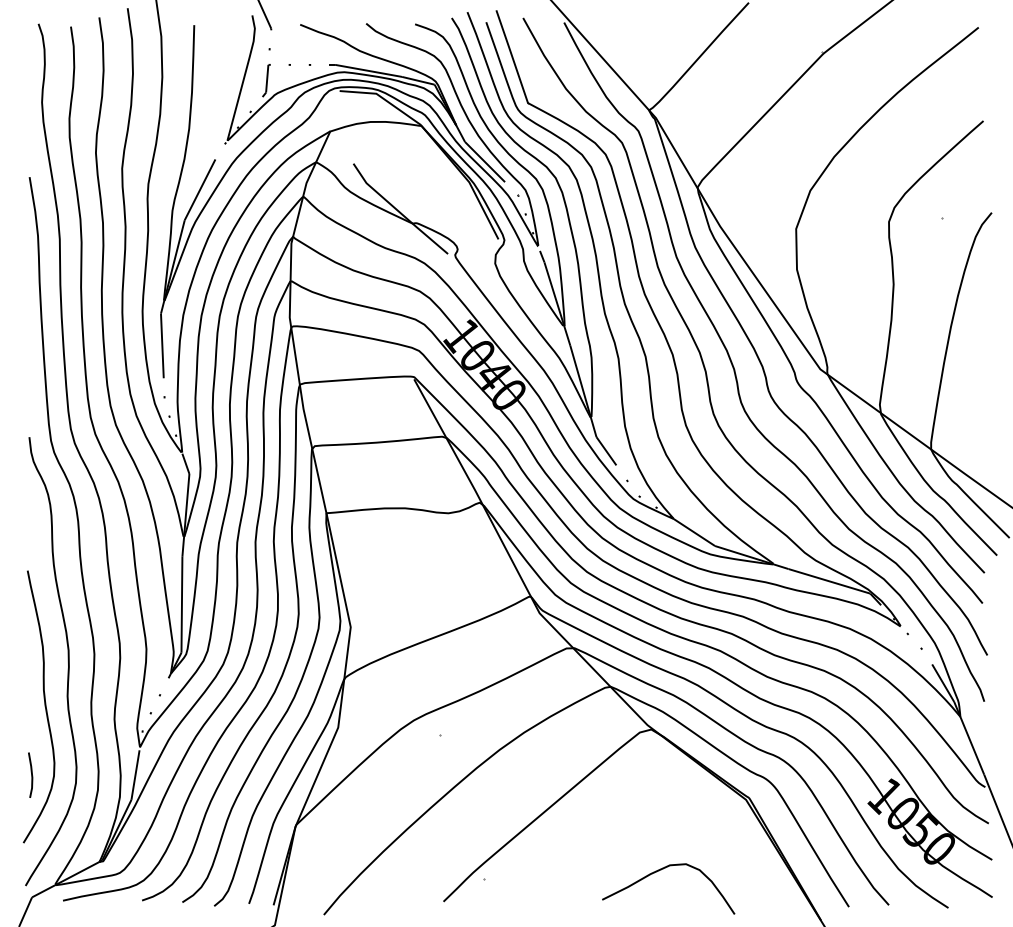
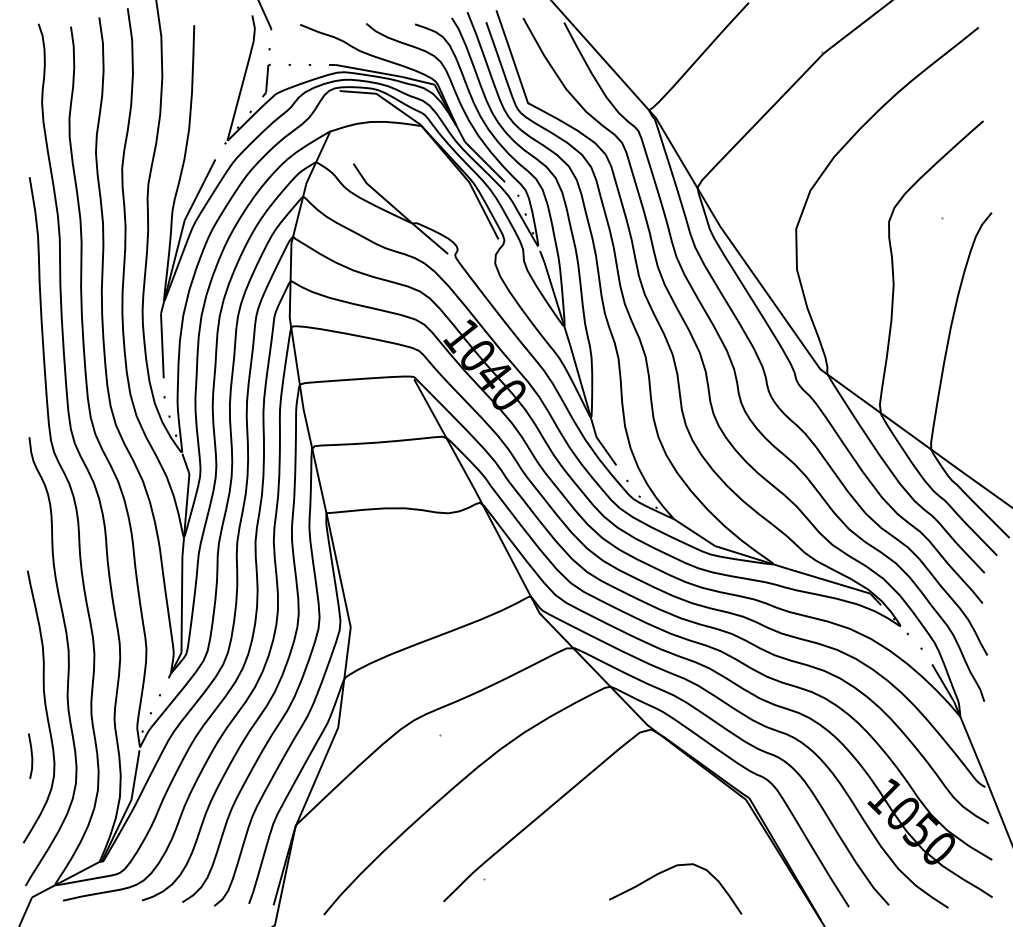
line position: (31, 774) -> (31, 755) (31, 755)
curve position: (659, 871) -> (666, 871) (666, 871)
